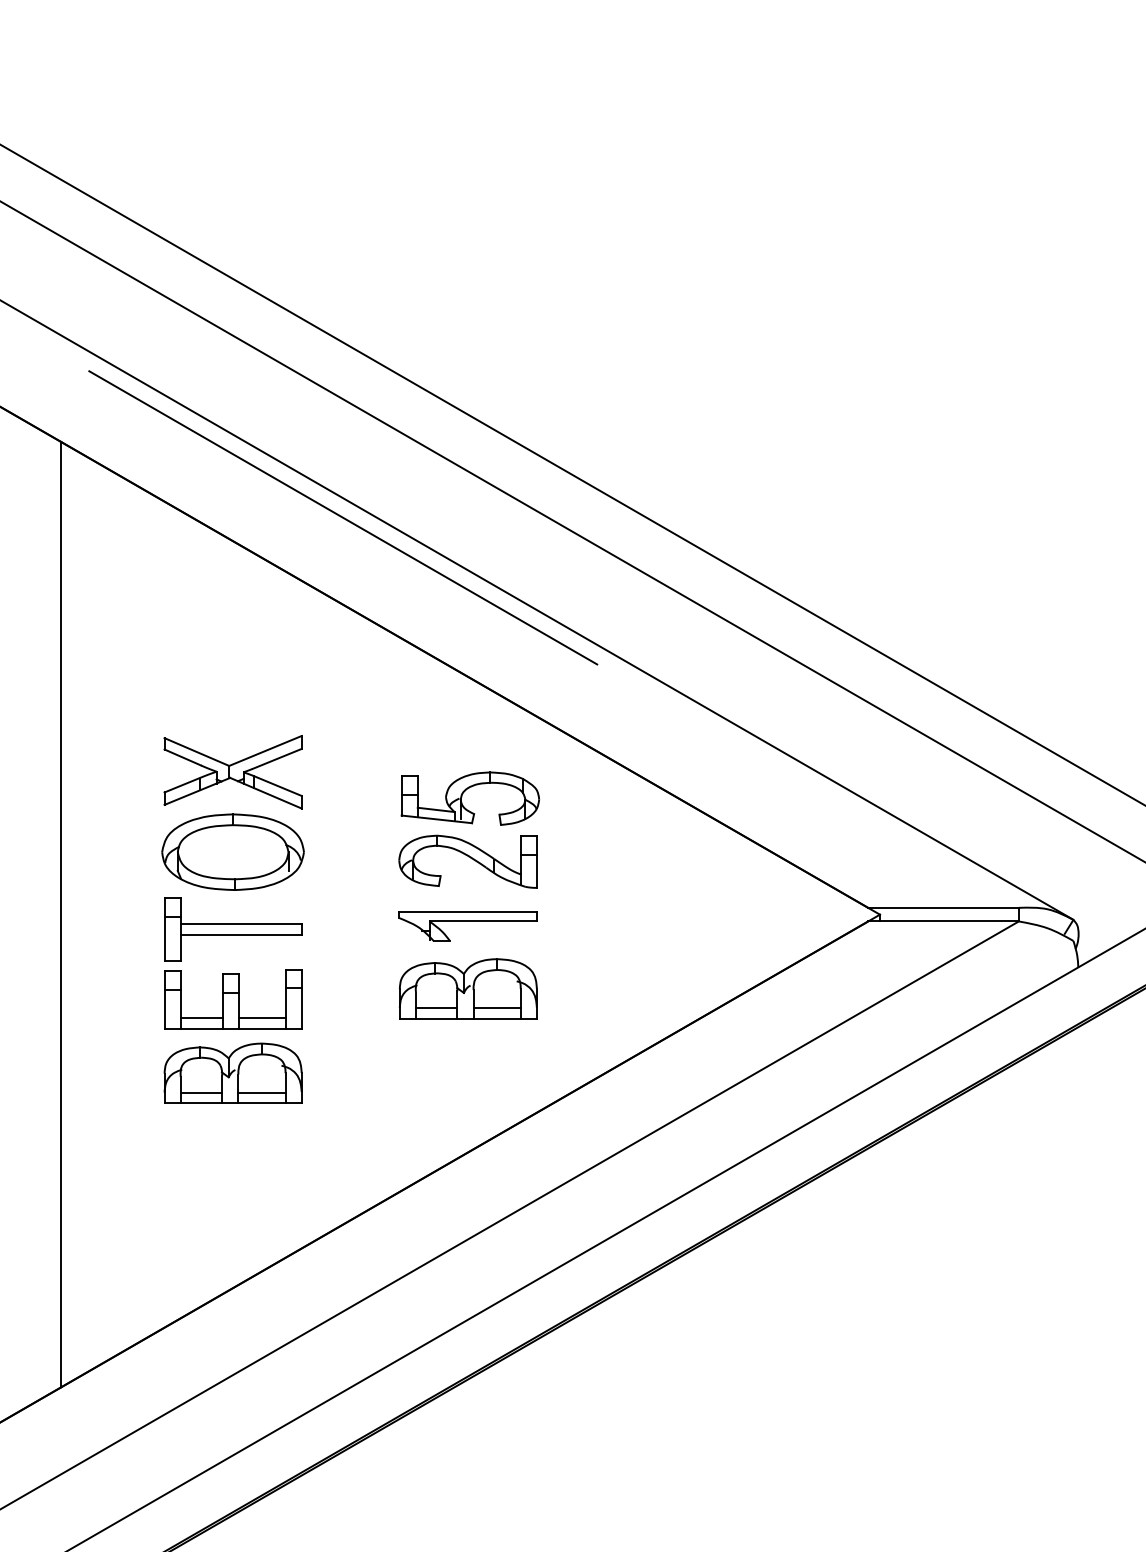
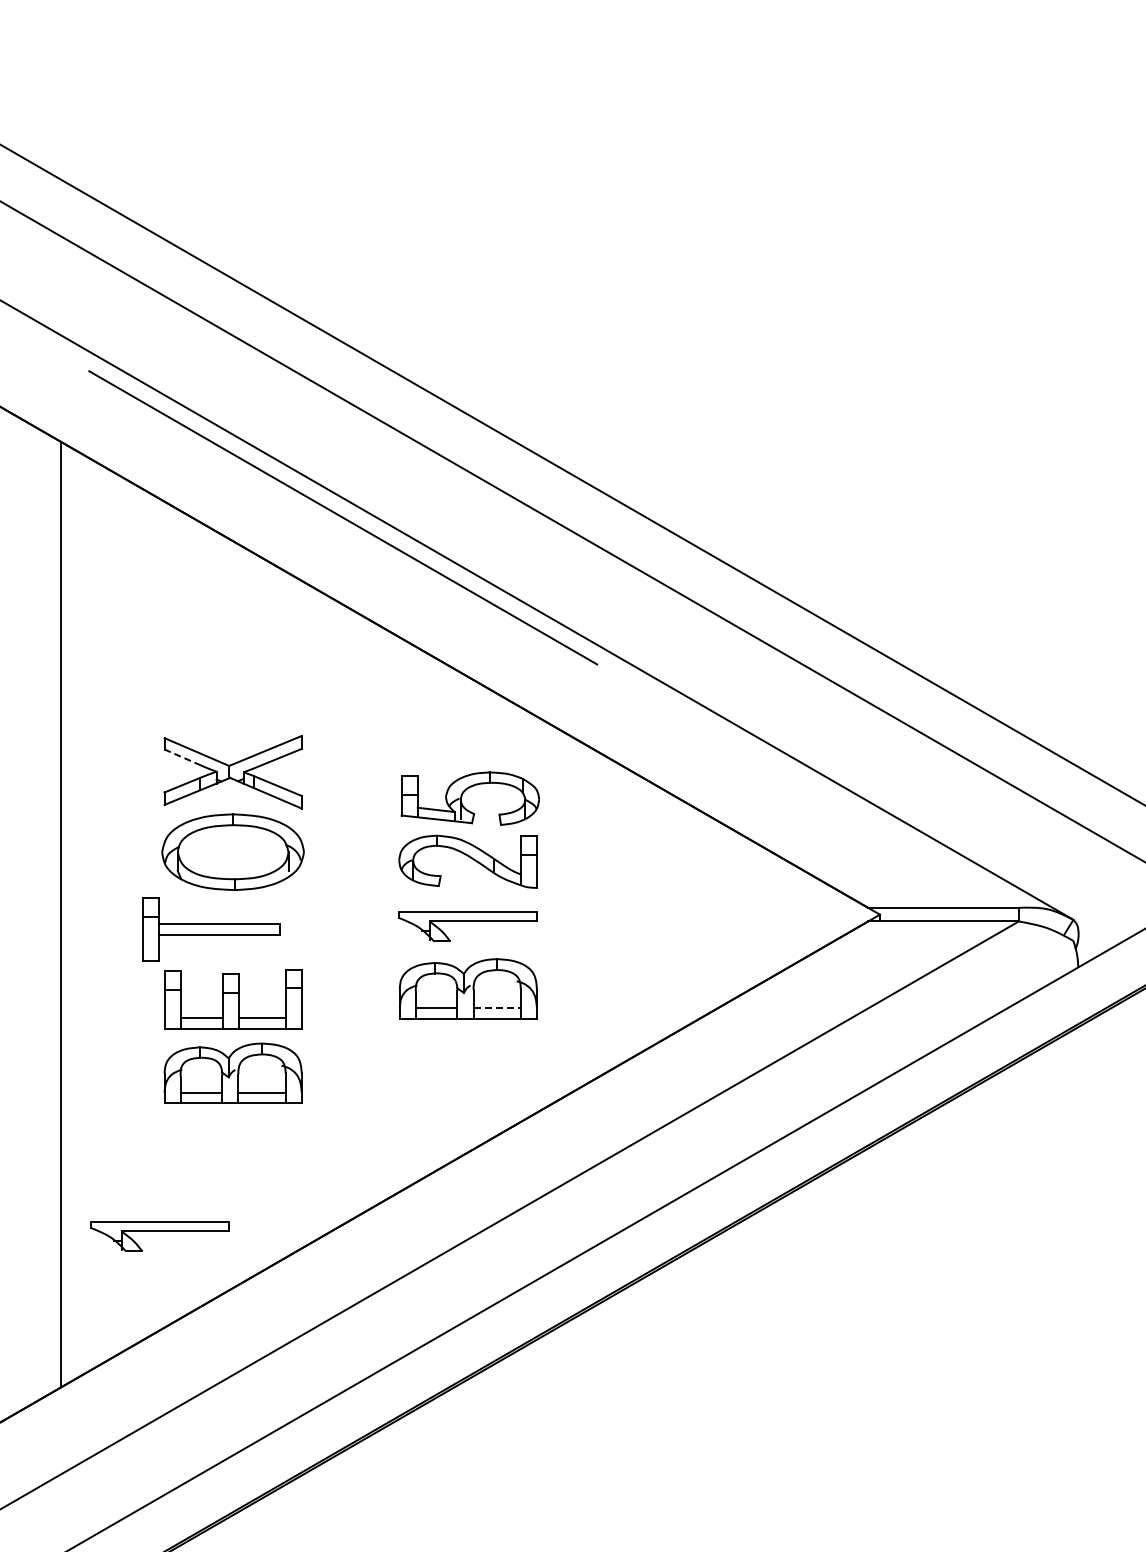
line: solid -> dashed (182, 757)
part position: (233, 929) -> (211, 929) (211, 929)
line: solid -> dashed (497, 1008)
part: none -> present (159, 1236)
